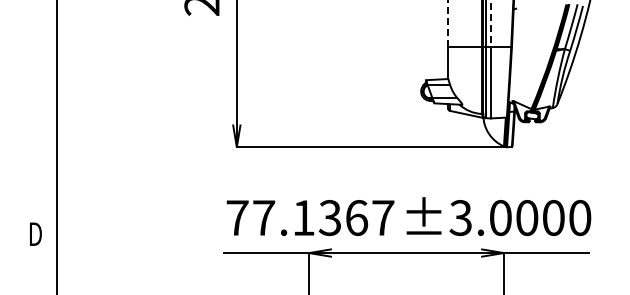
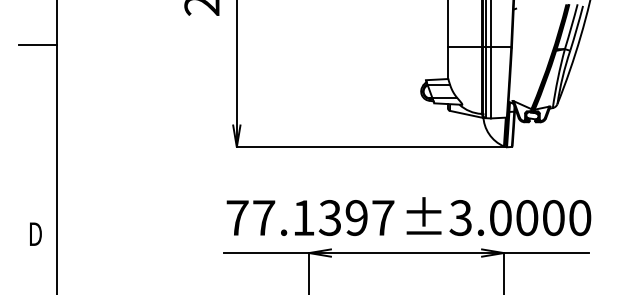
line: dashed -> solid (448, 23)
line: dashed -> solid (490, 24)
line: none -> present (37, 45)
text: 77.1367 -> 77.1397 (356, 218)
